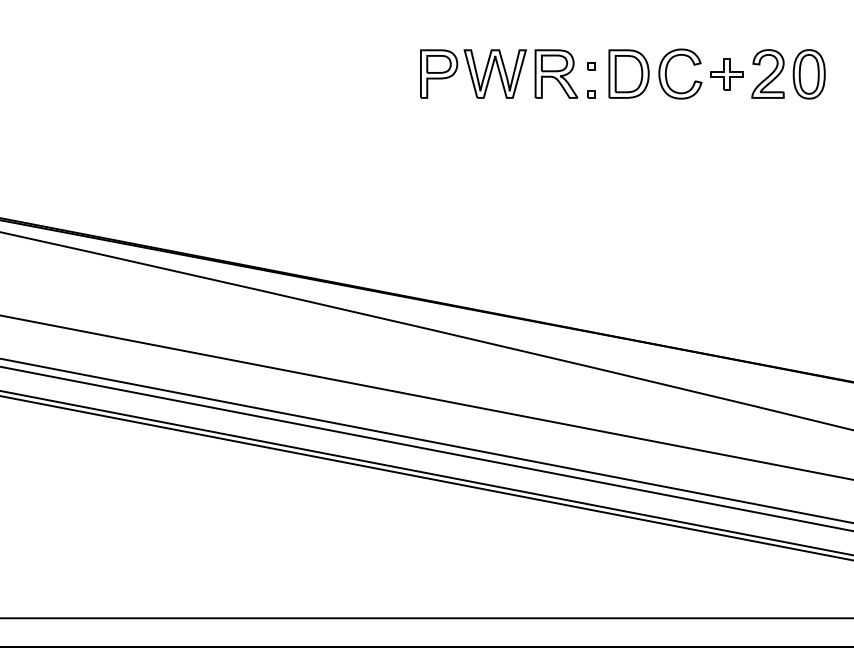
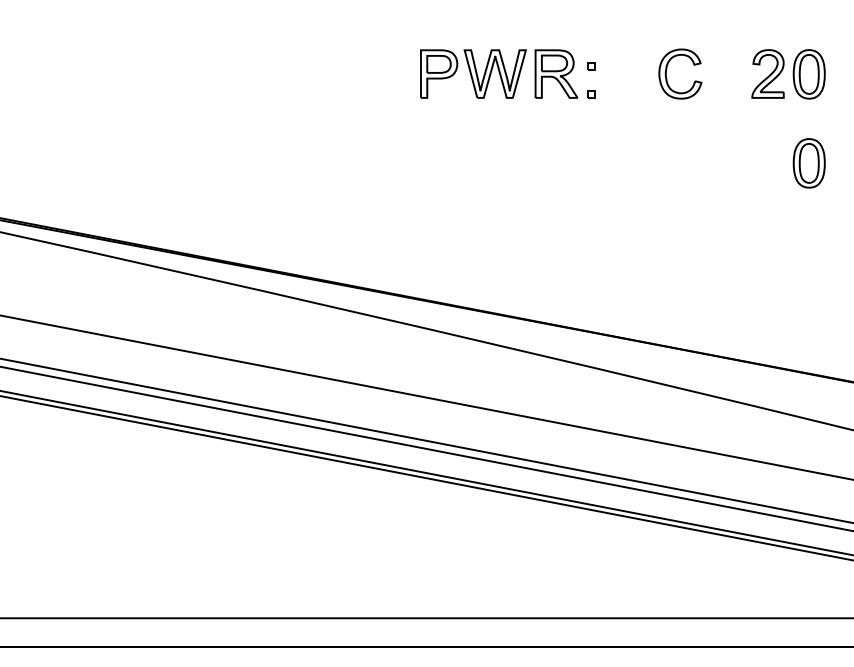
part: present -> none (628, 73)
part: present -> none (726, 74)
part: none -> present (808, 163)
